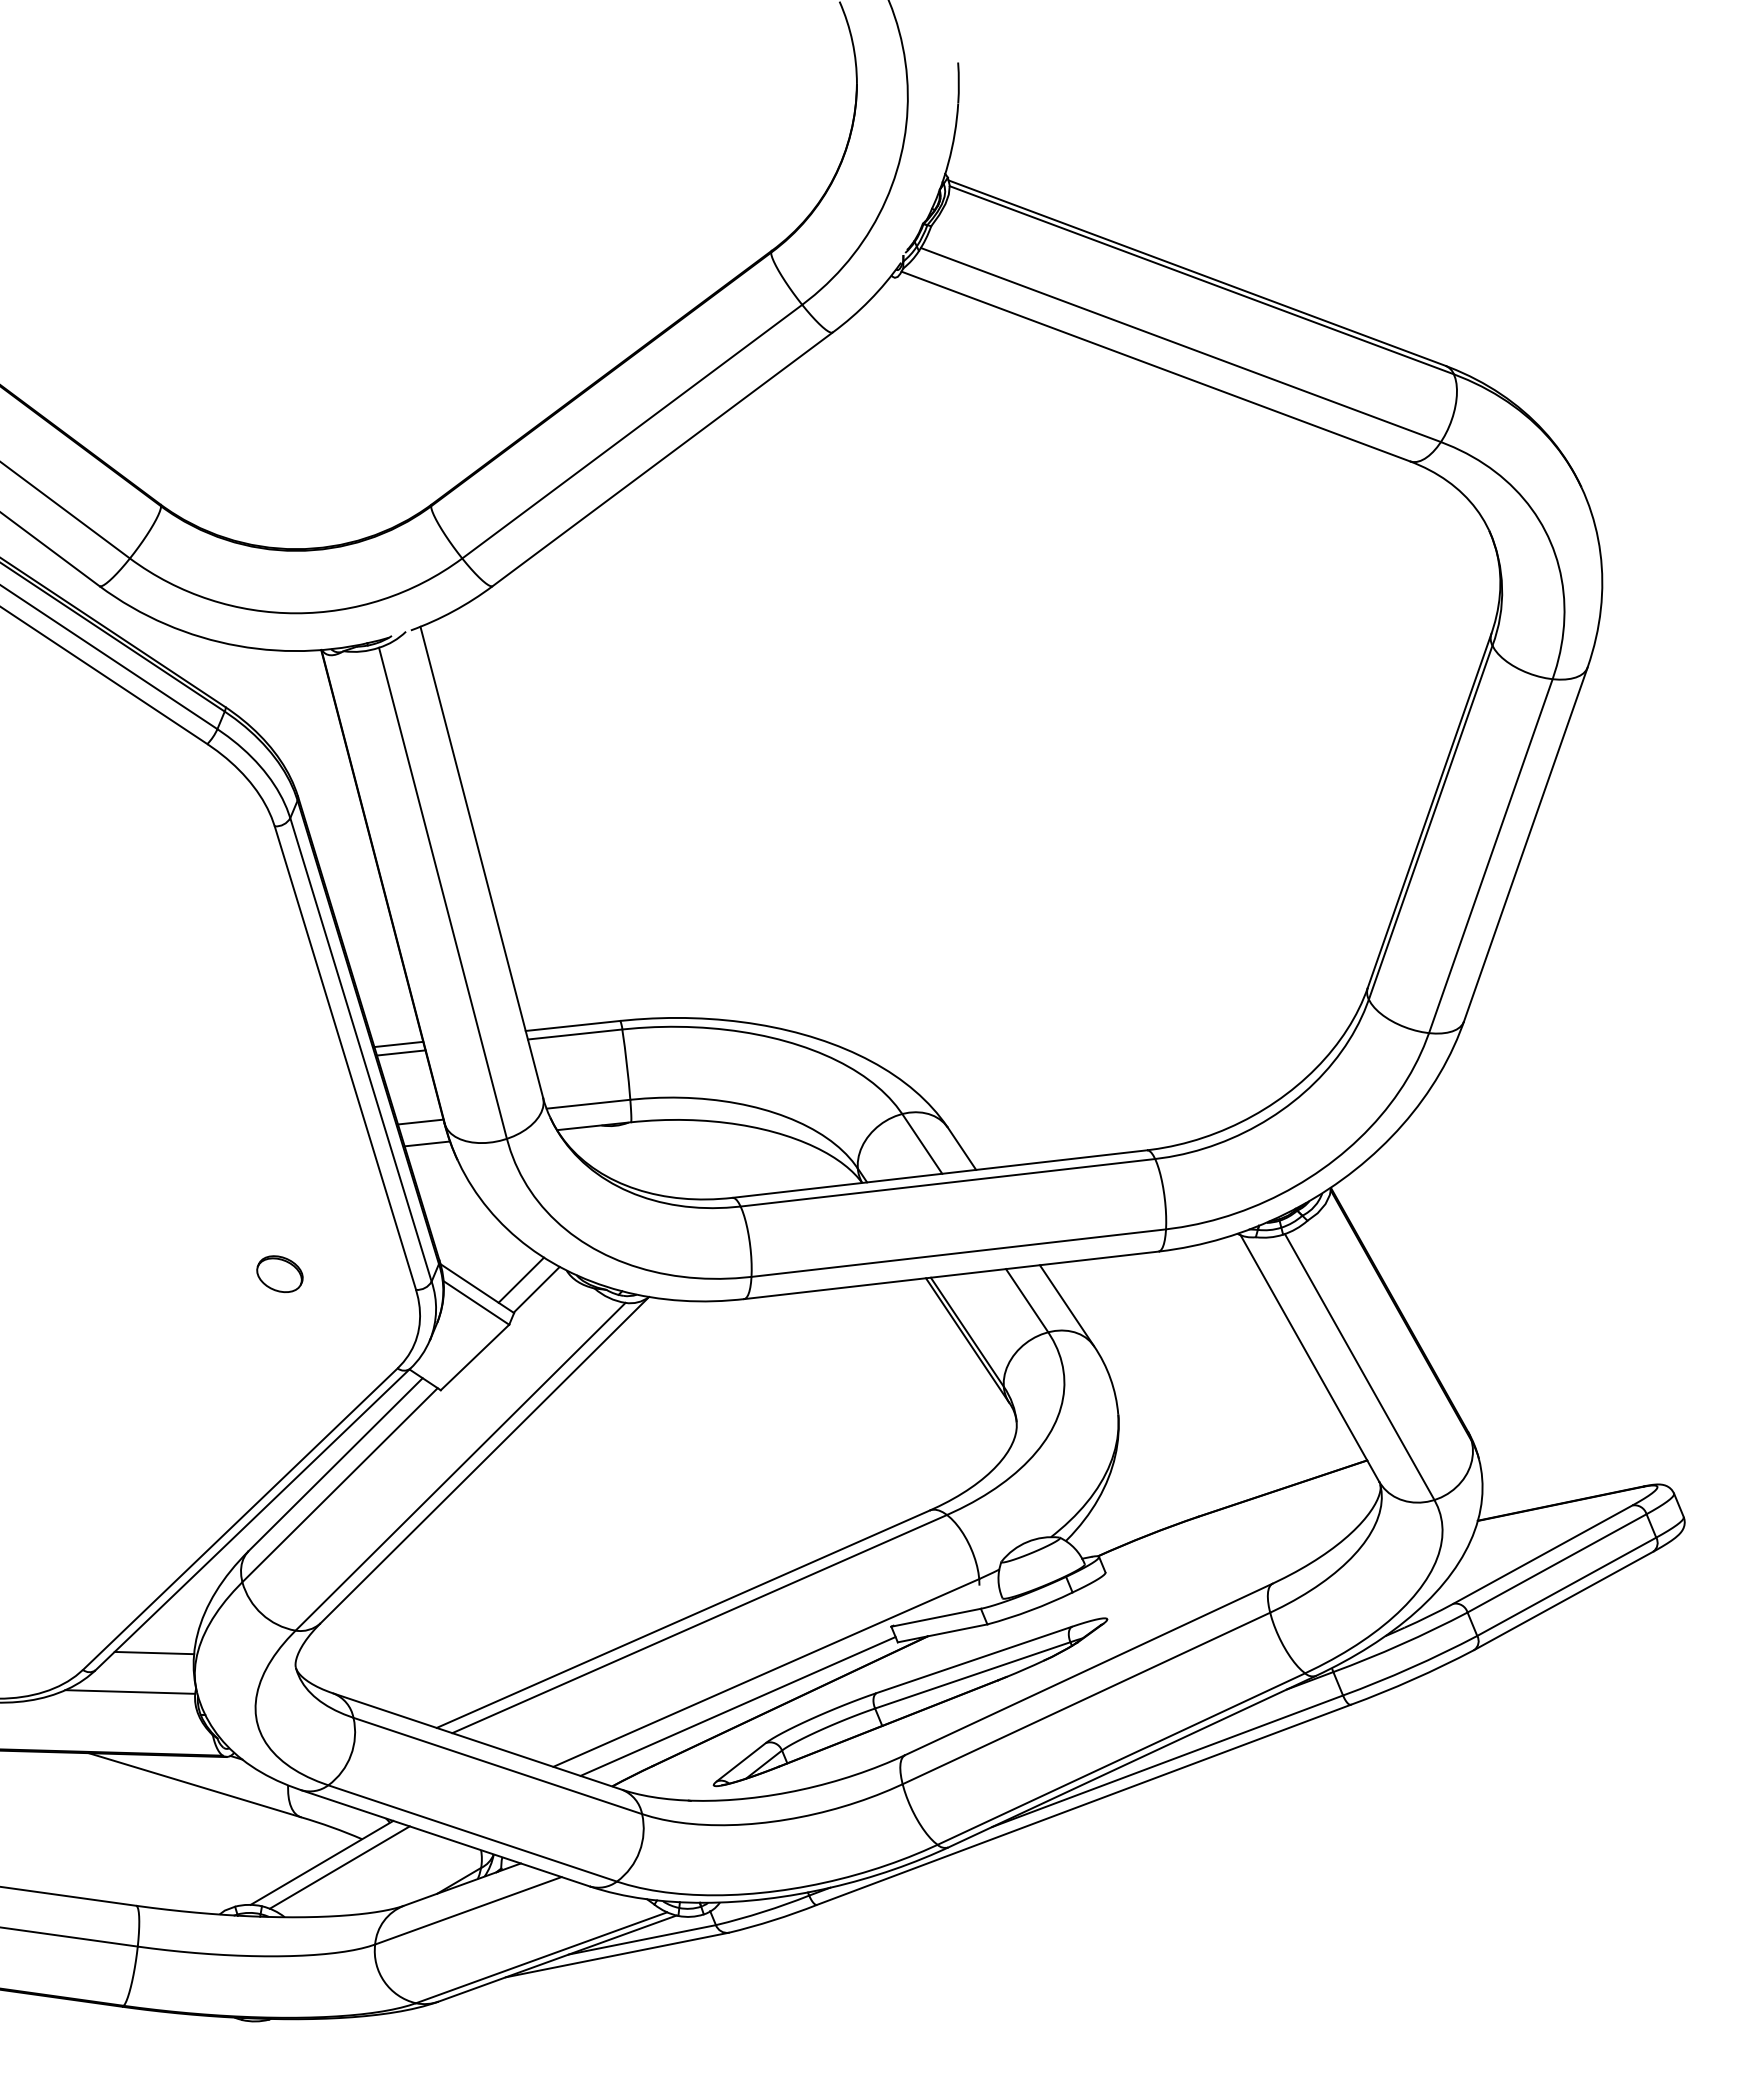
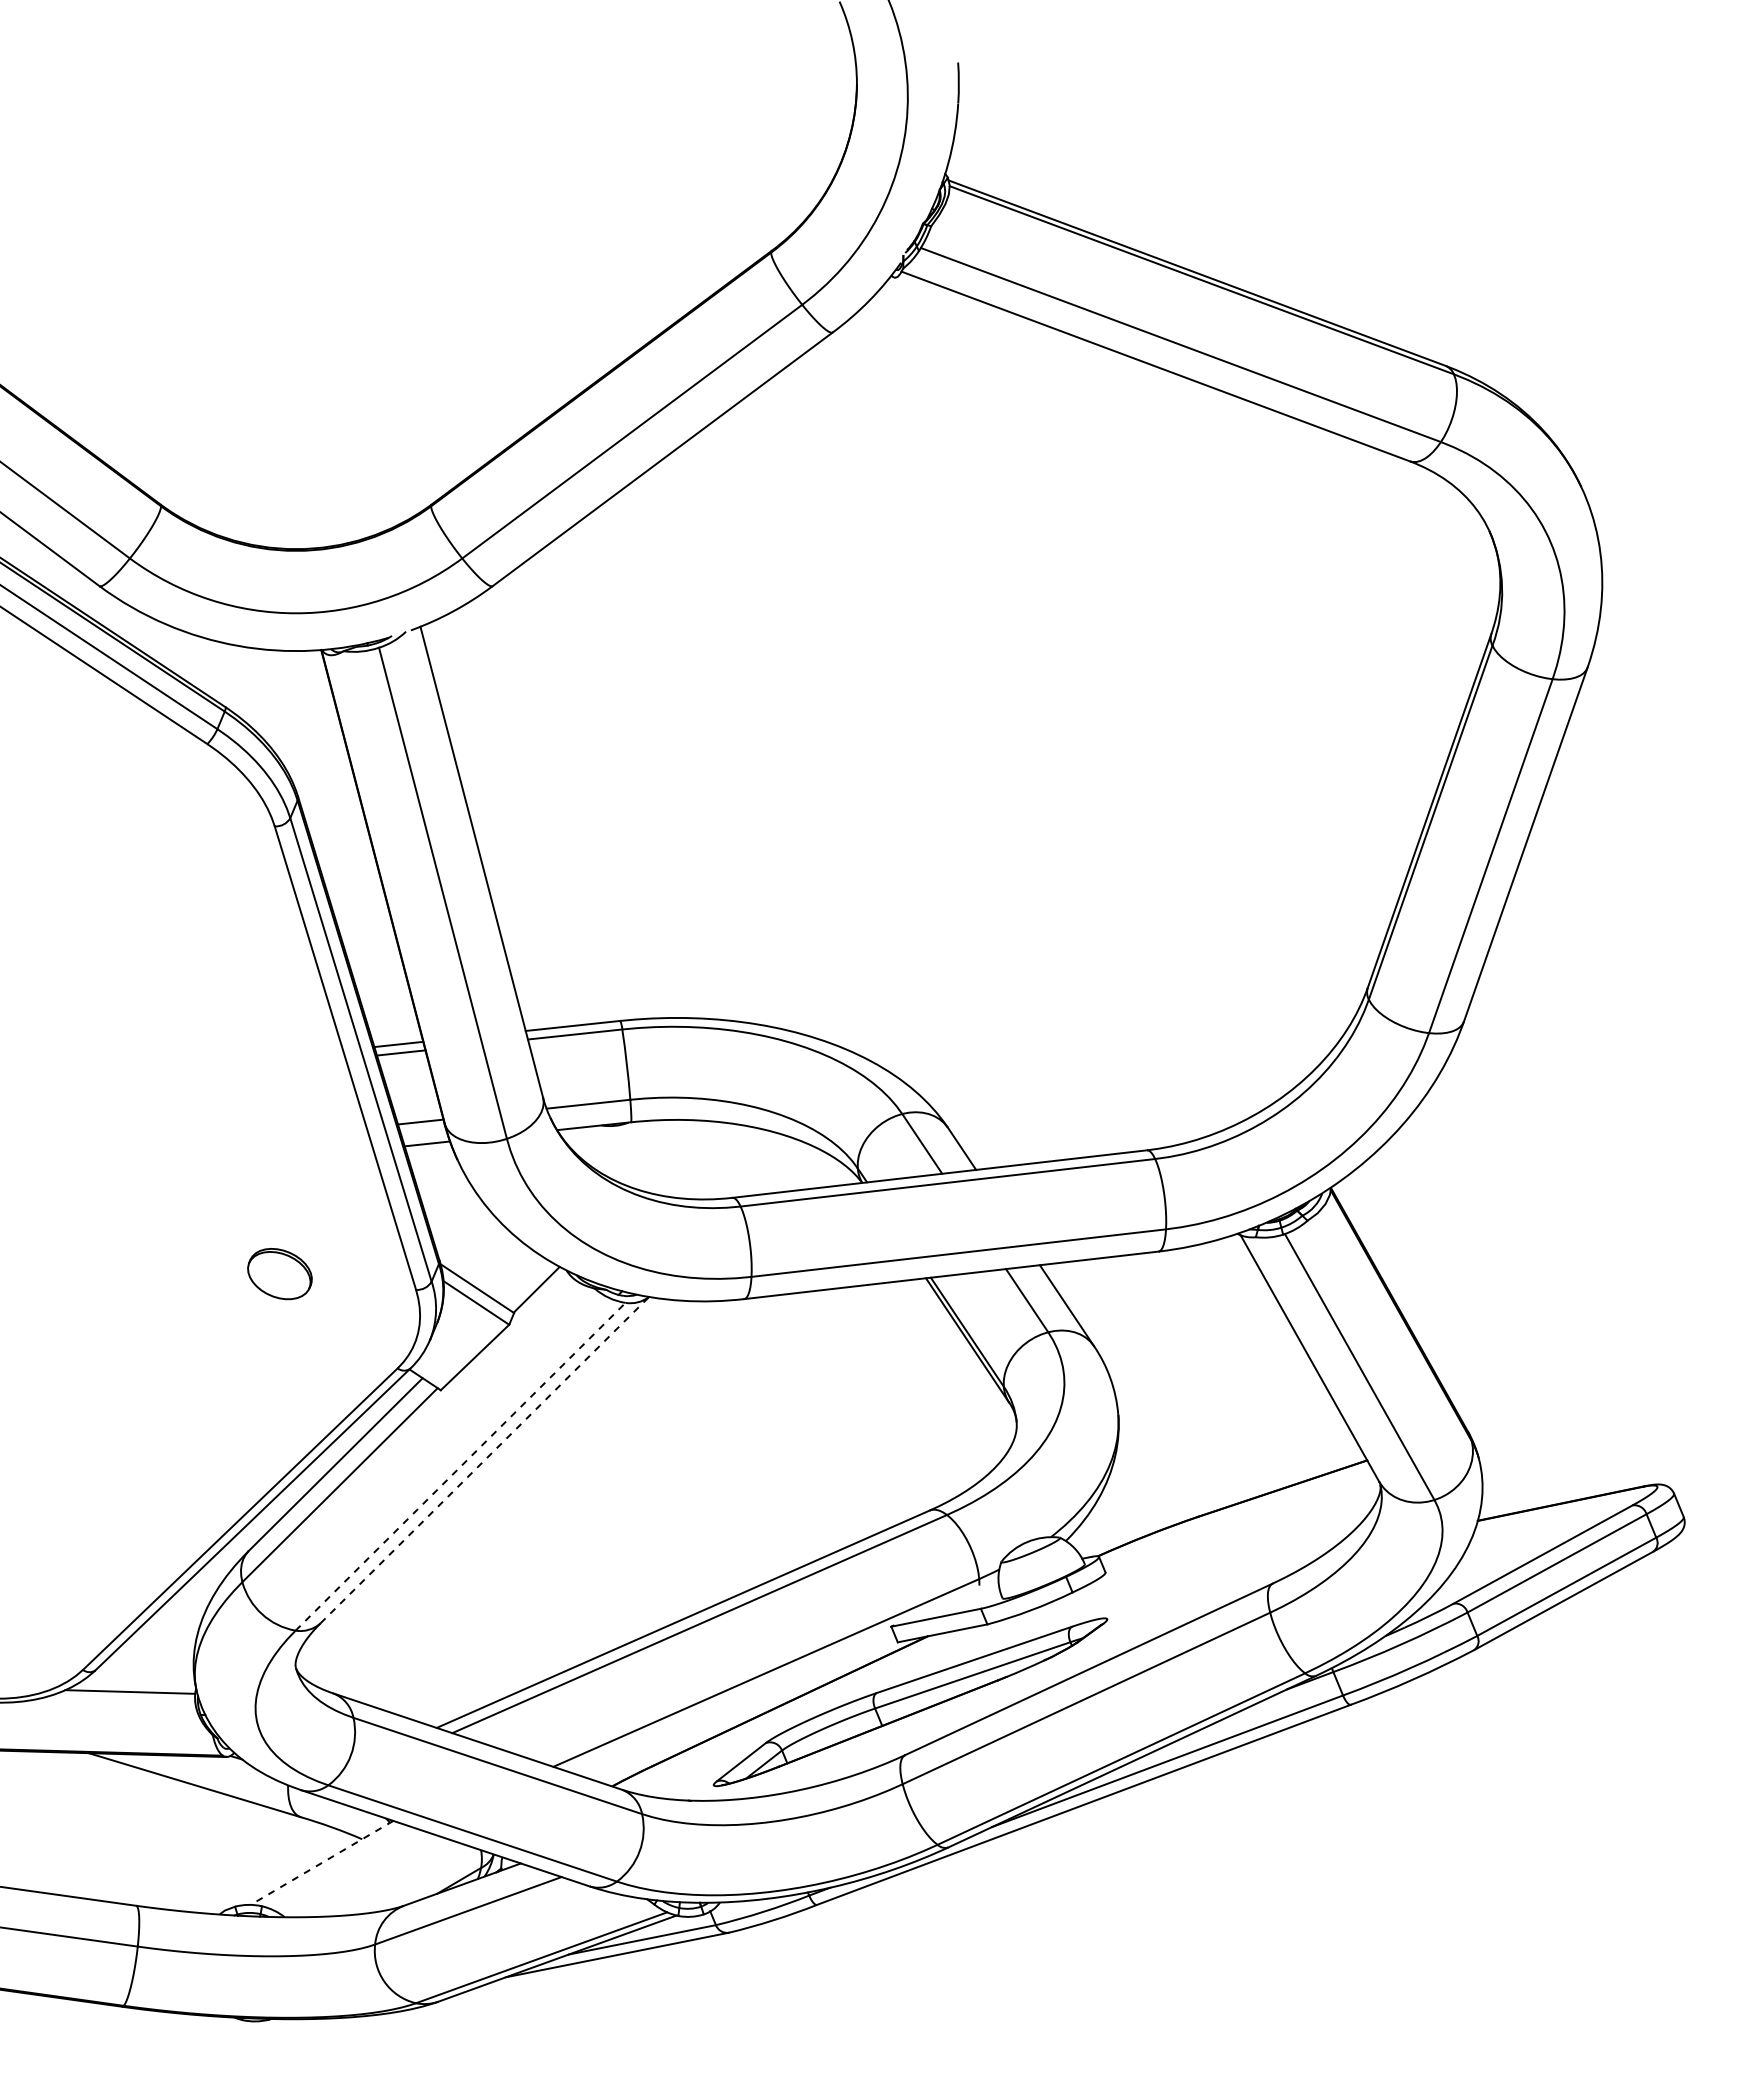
part size: 48x39 px -> 66x53 px (279, 1274)
line: present -> none (521, 1279)
line: solid -> dashed (484, 1460)
line: solid -> dashed (460, 1466)
line: present -> none (154, 1652)
line: present -> none (737, 1706)
line: solid -> dashed (322, 1862)
line: present -> none (339, 1867)
